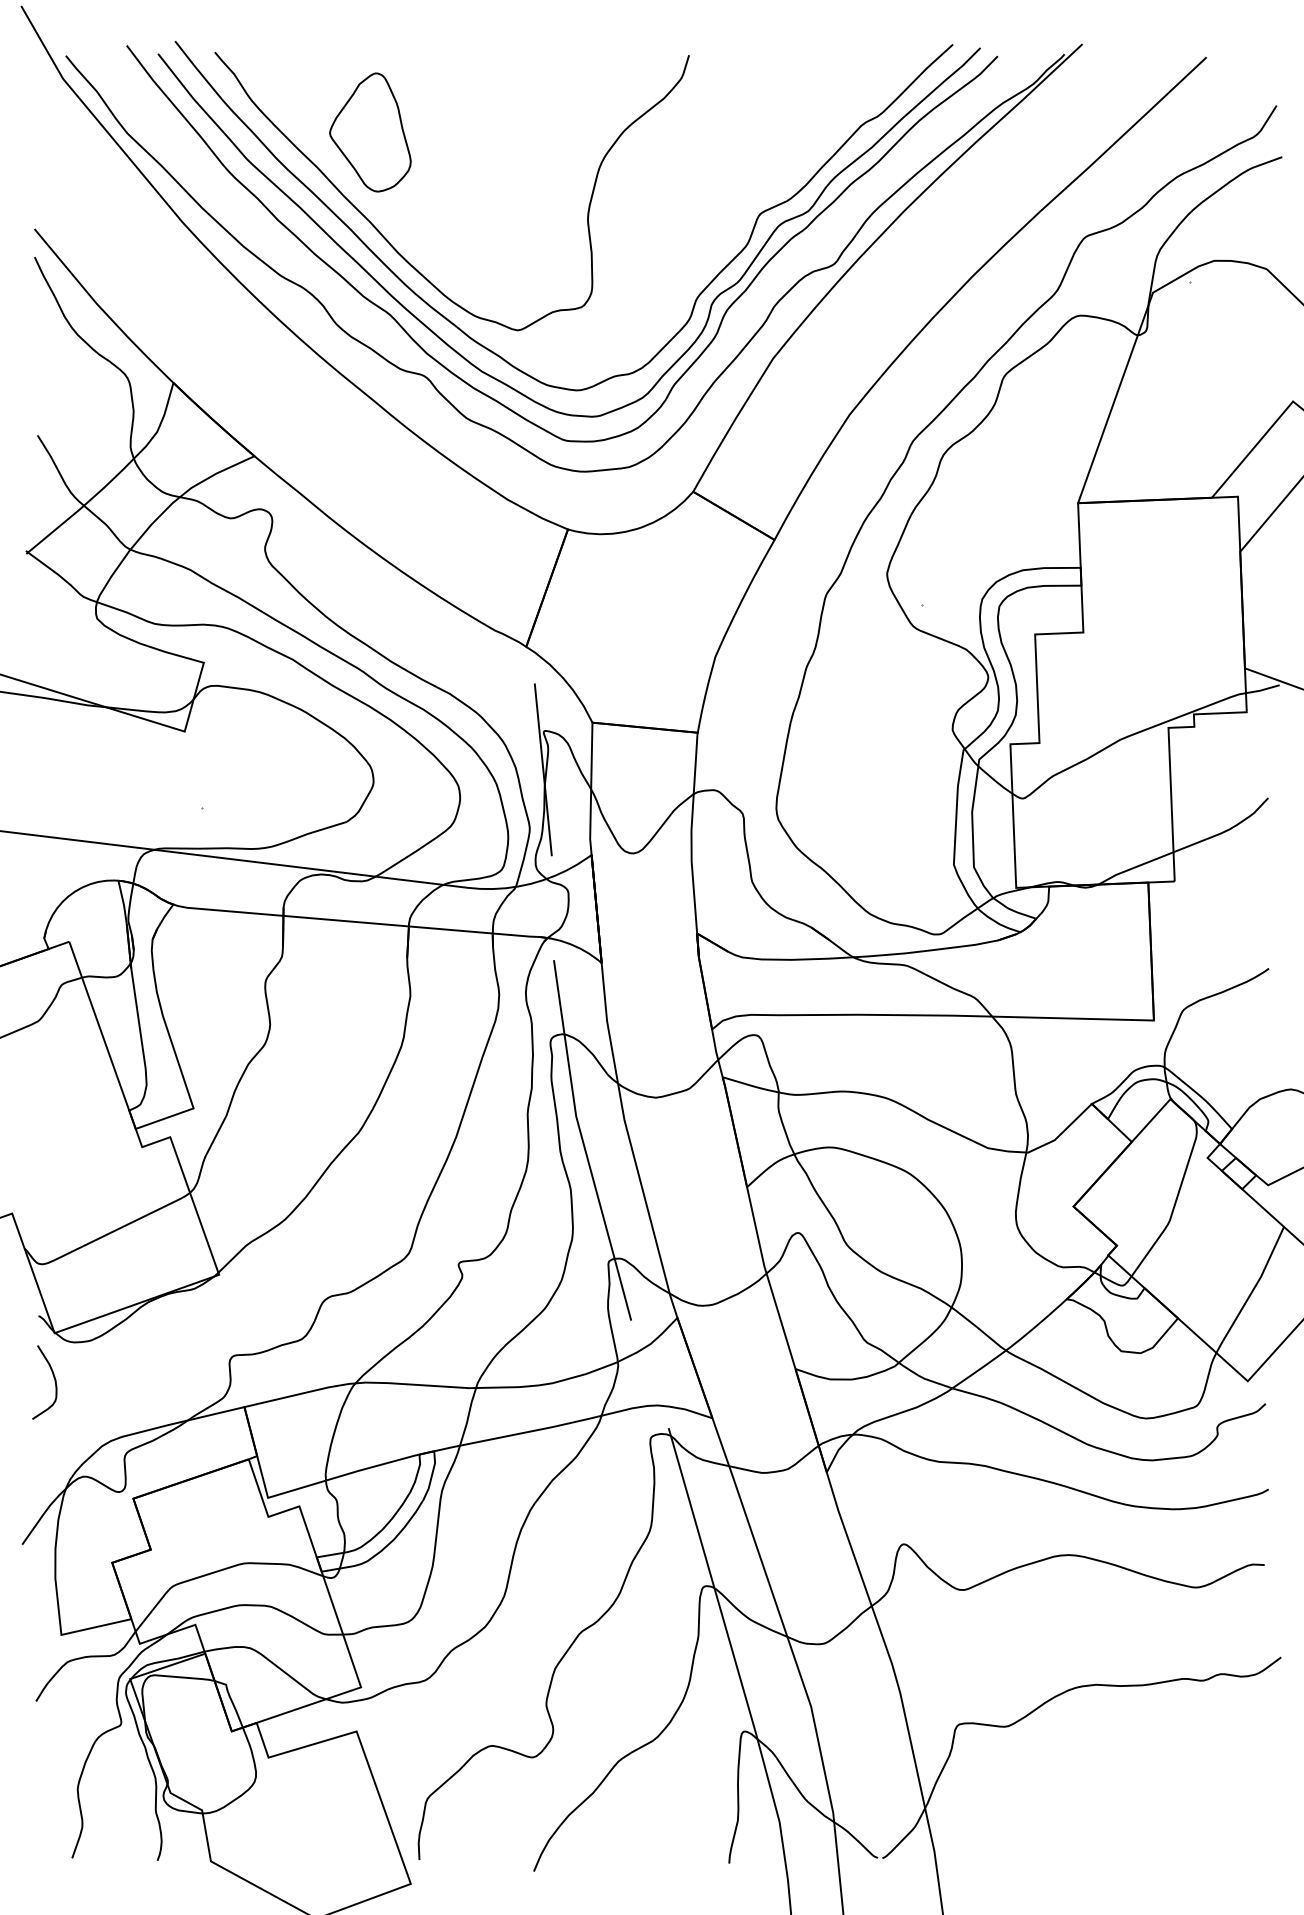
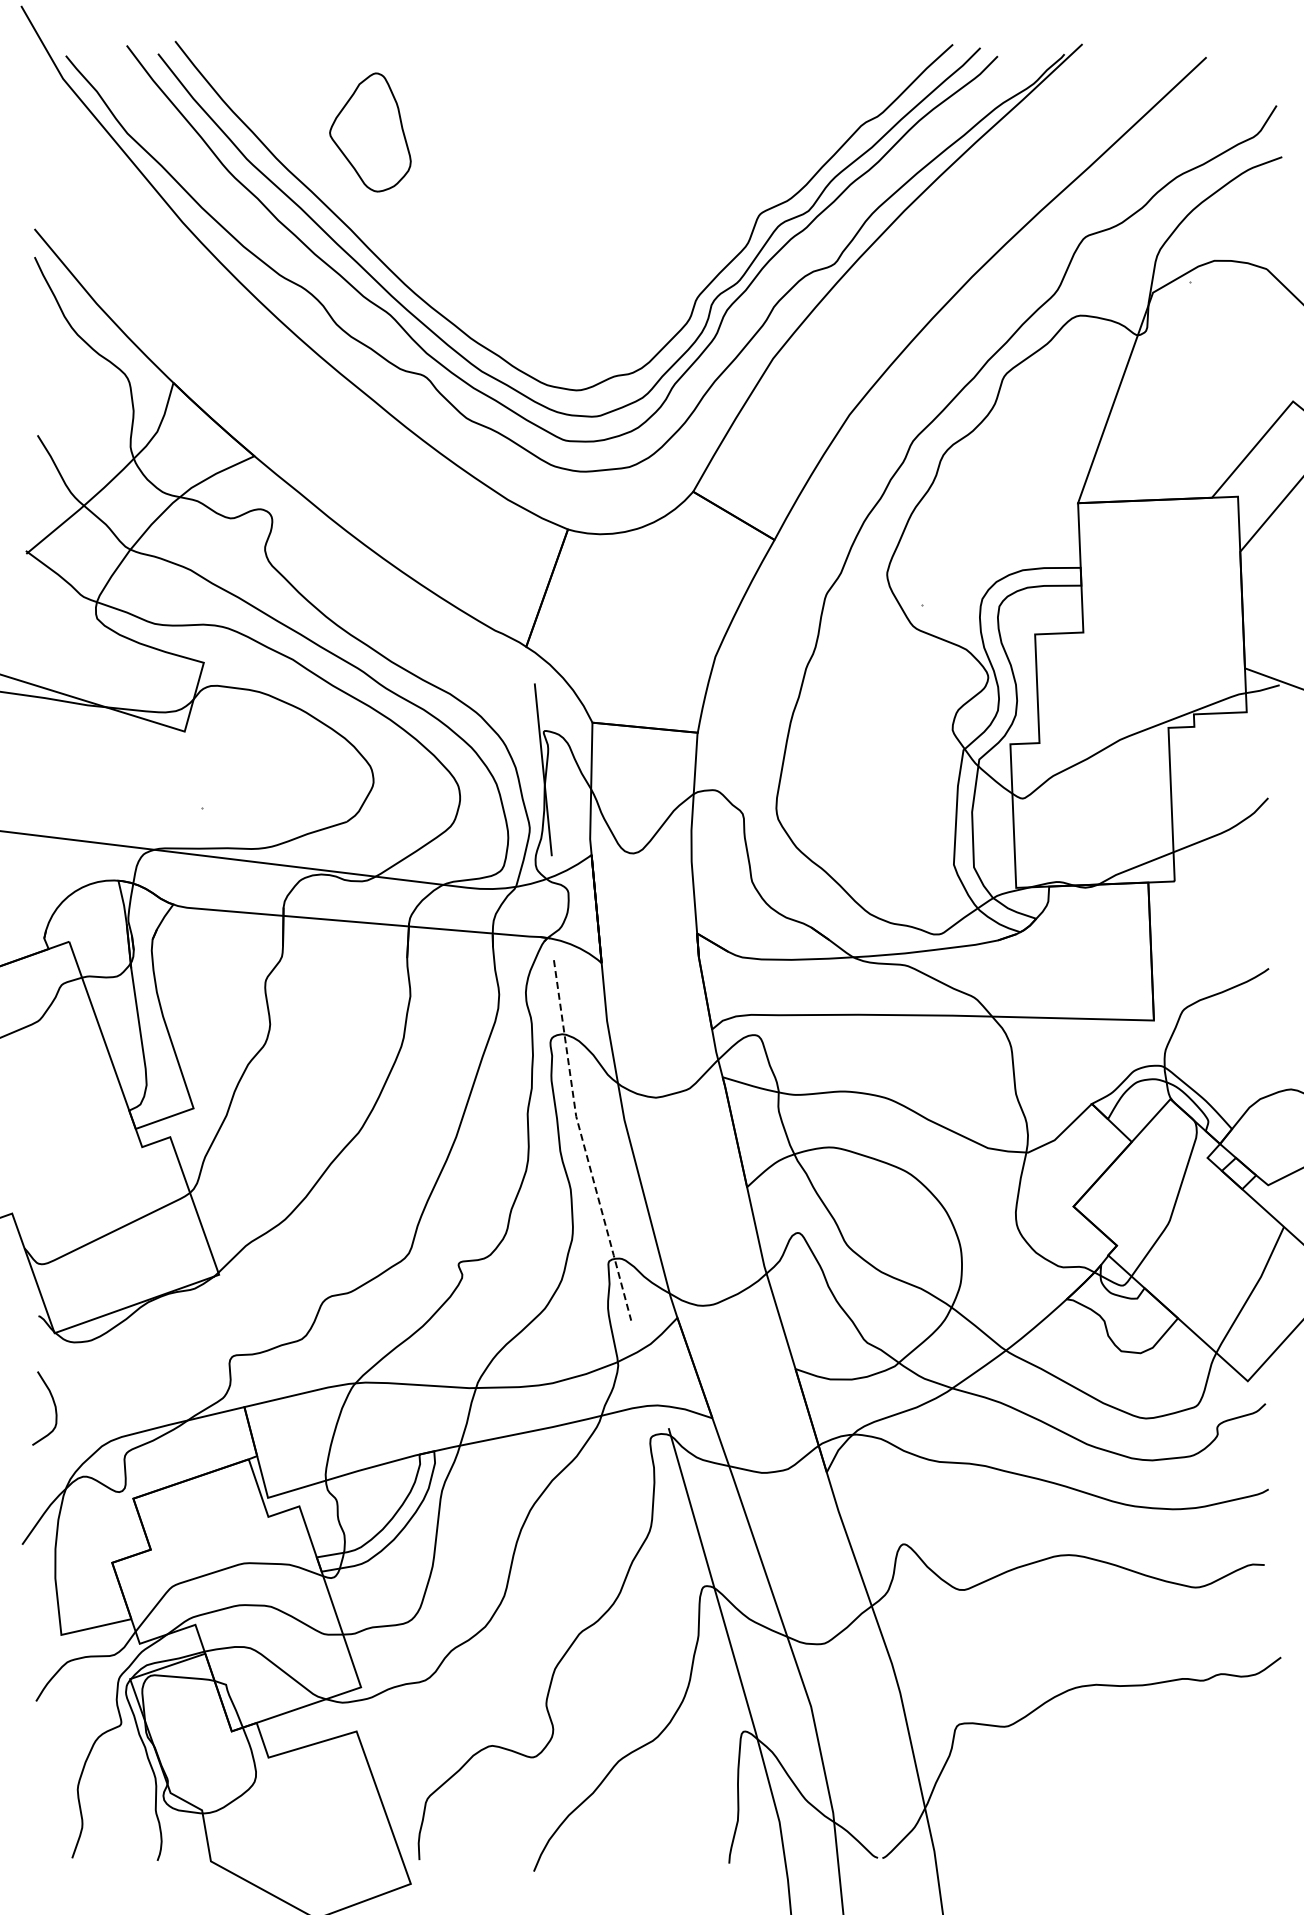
curve: present -> none (389, 241)
line: solid -> dashed (583, 1143)
curve position: (53, 1378) -> (53, 1404) (53, 1404)
